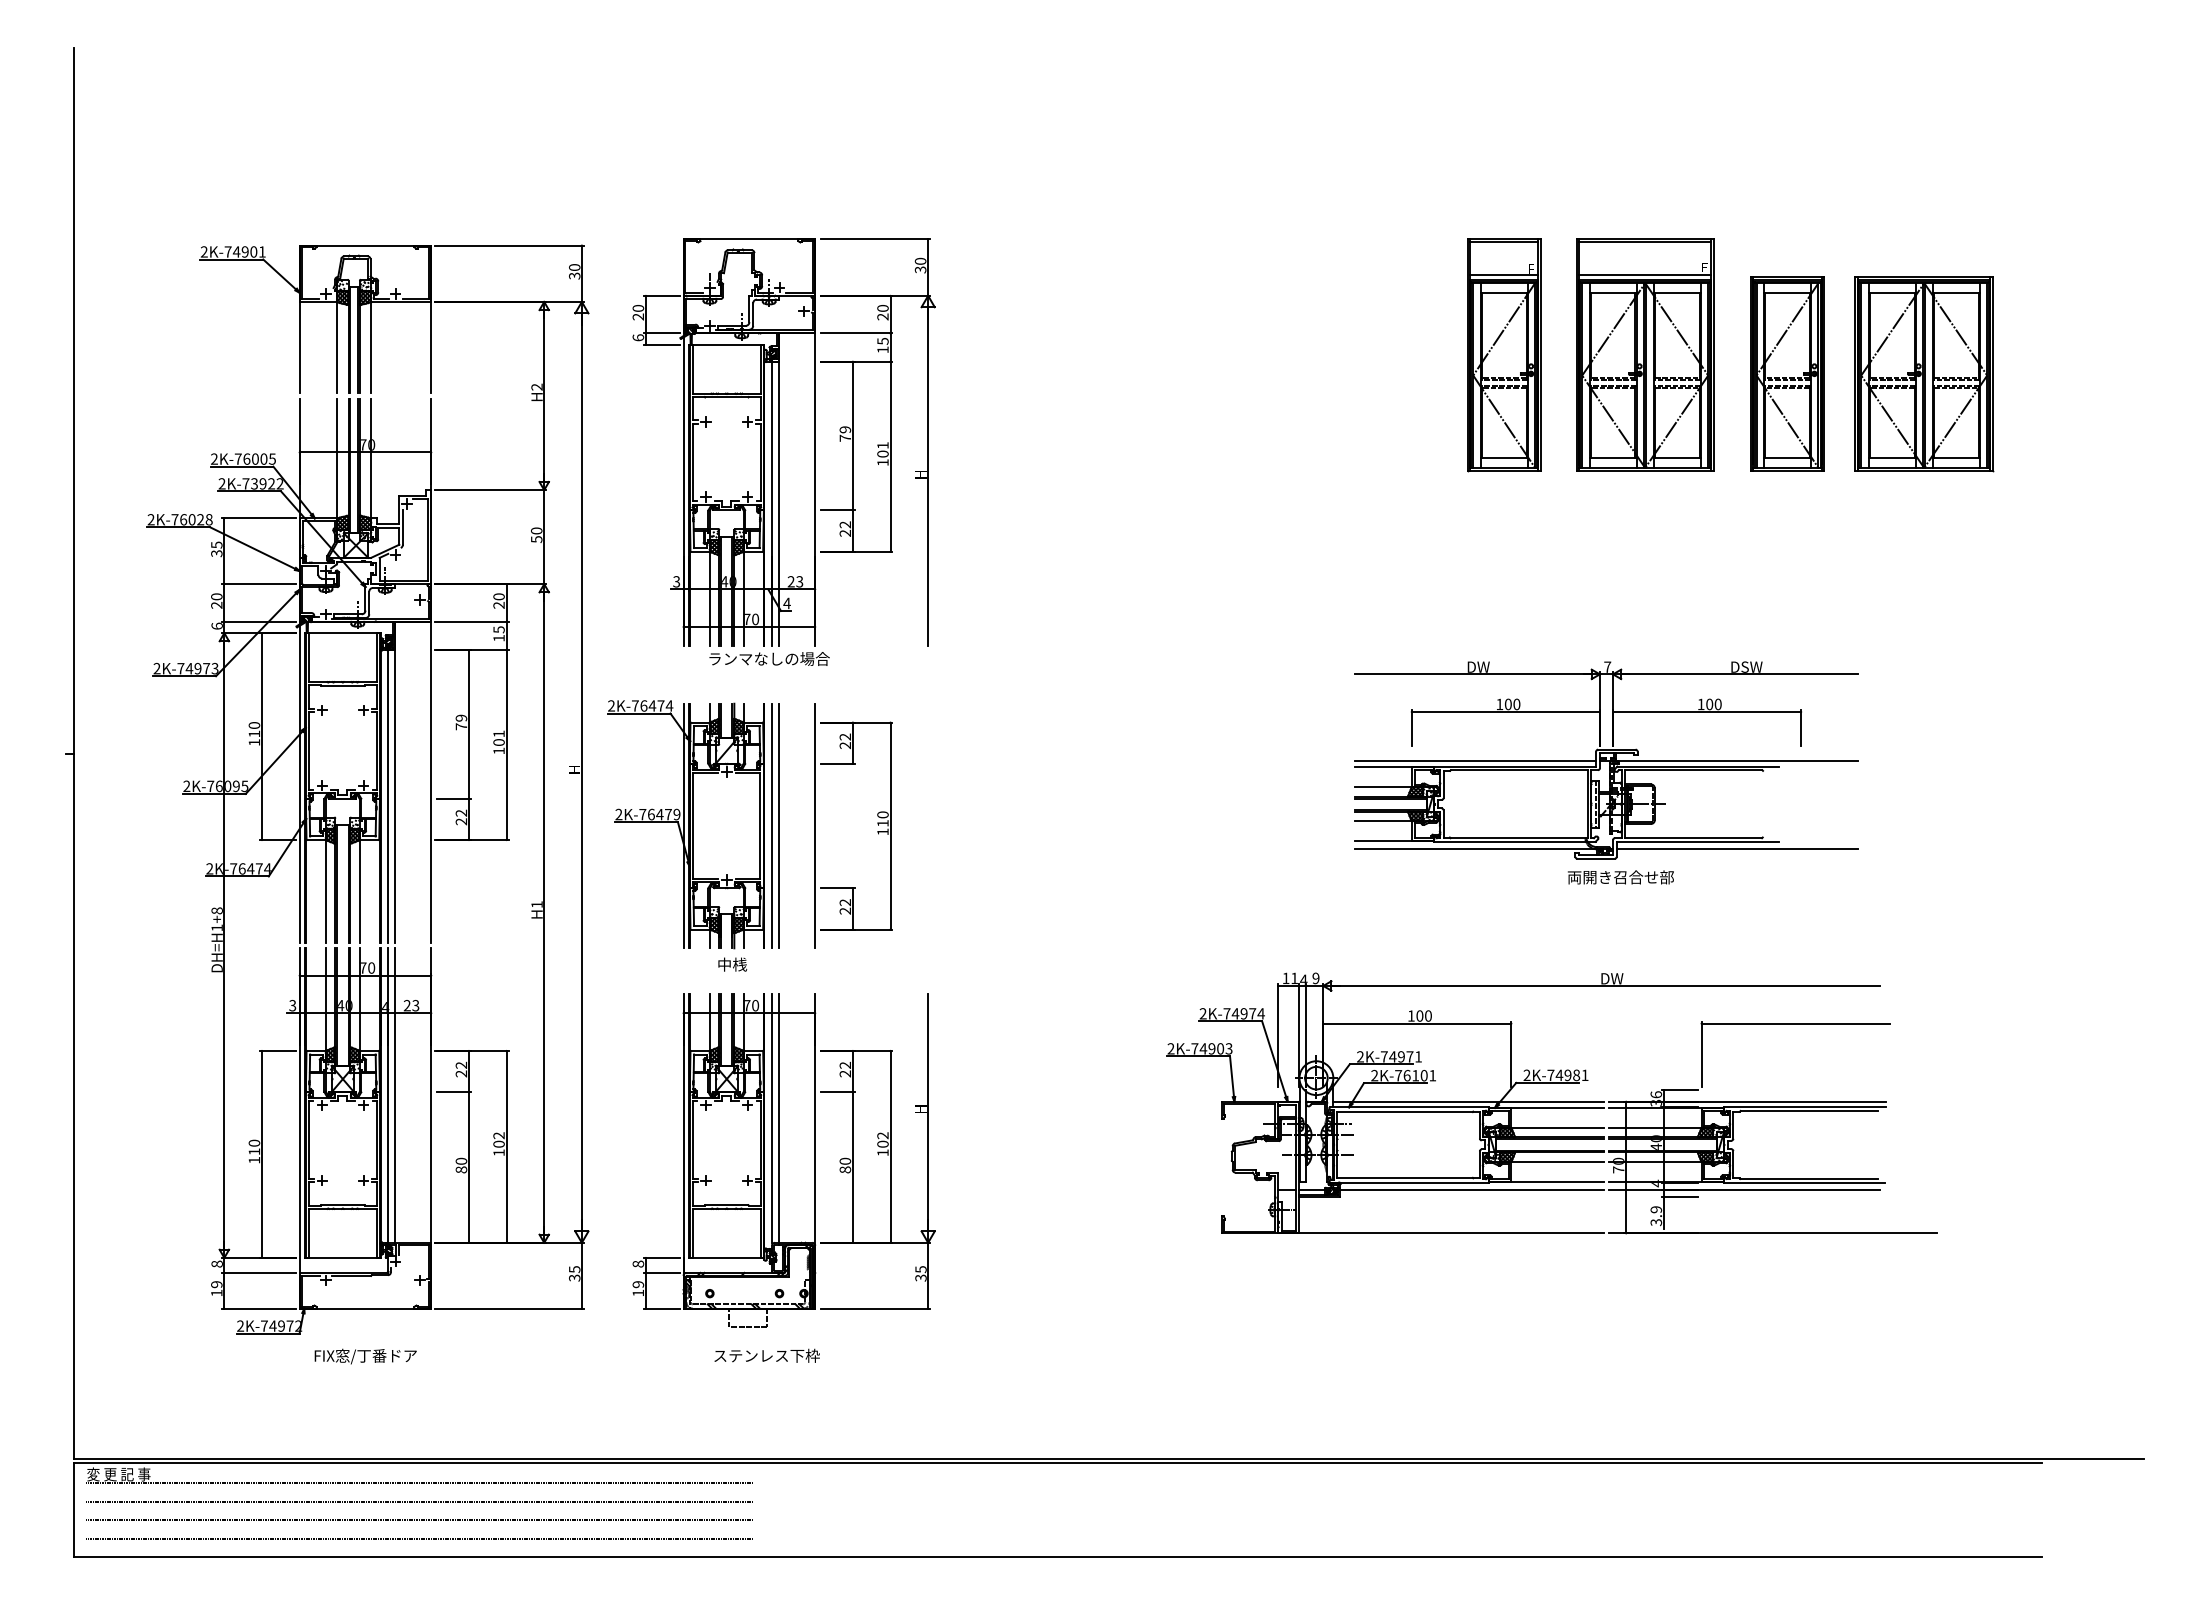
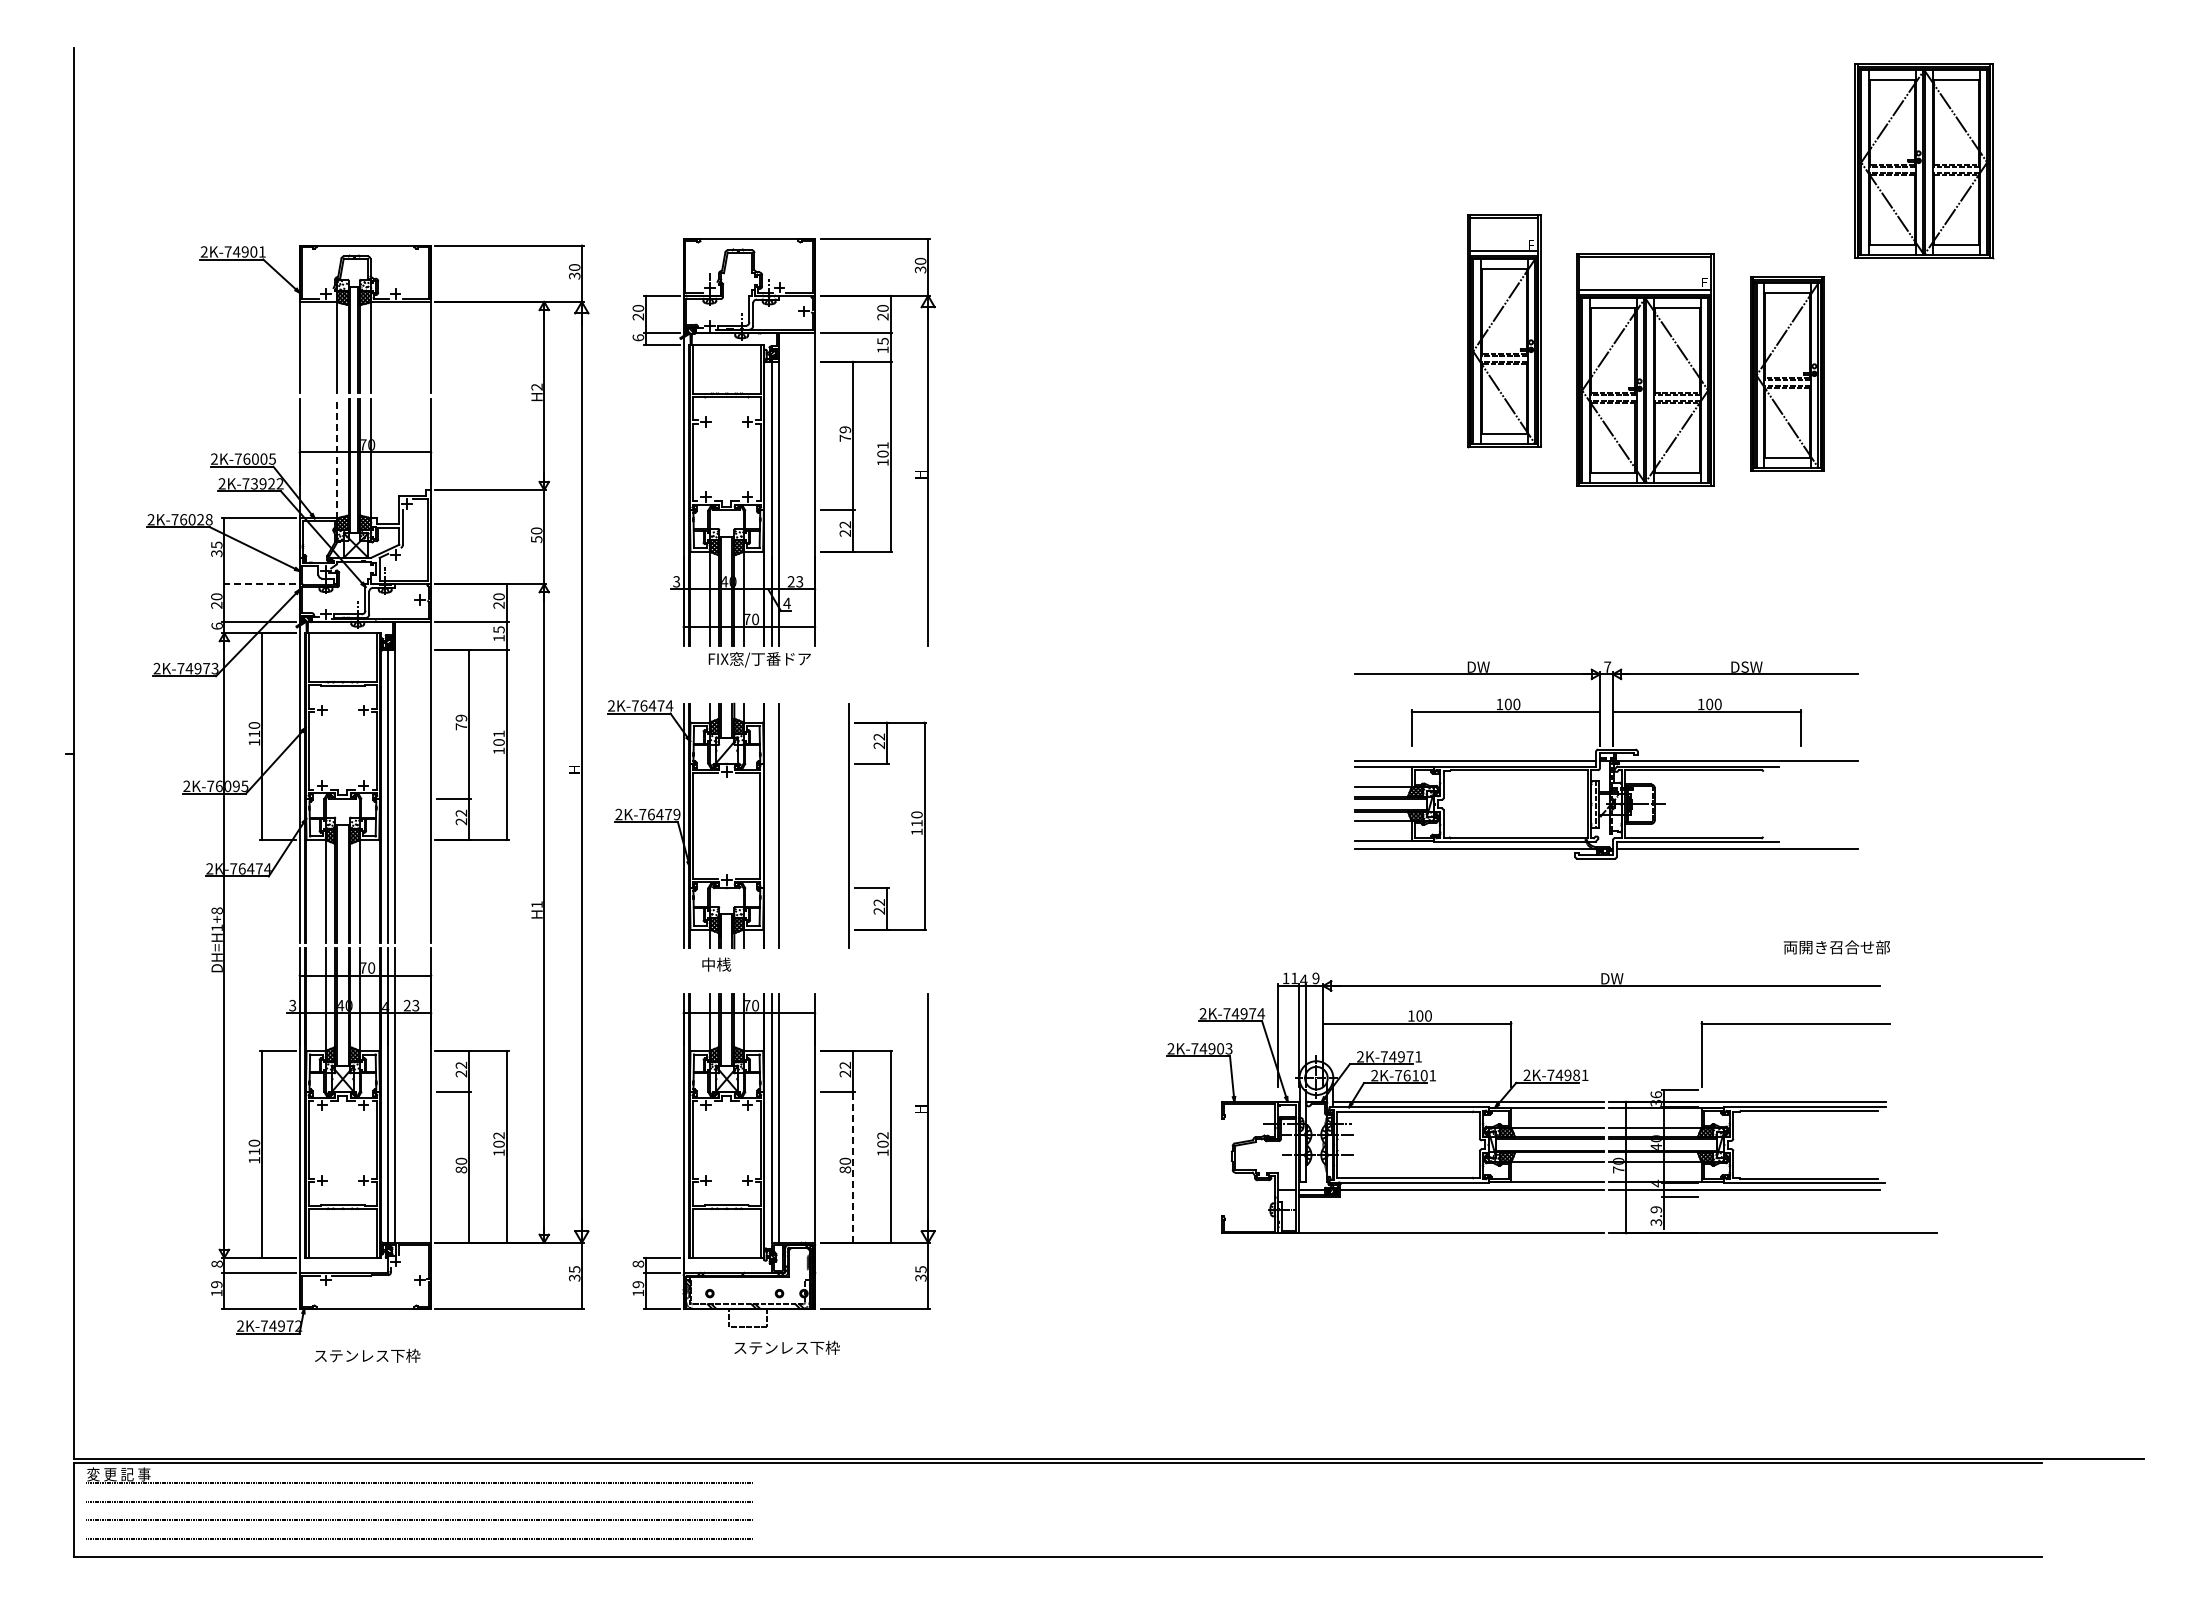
part position: (1645, 354) -> (1645, 369) (1645, 369)
part position: (1504, 355) -> (1504, 331) (1504, 331)
part position: (1924, 374) -> (1924, 161) (1924, 161)
line: solid -> dashed (337, 458)
line: solid -> dashed (259, 584)
text: ランマなしの場合 -> FIX窓/丁番ドア (768, 659)
part position: (877, 824) -> (911, 824) (911, 824)
line: present -> none (771, 825)
text position: (1620, 877) -> (1836, 947) (1836, 947)
text position: (732, 964) -> (716, 964) (716, 964)
line: solid -> dashed (852, 1167)
text position: (766, 1355) -> (786, 1347) (786, 1347)
text: FIX窓/丁番ドア -> ステンレス下枠 (367, 1356)
